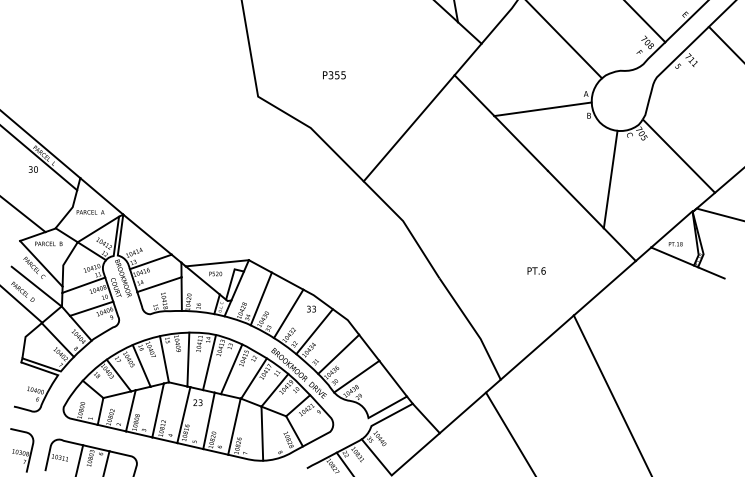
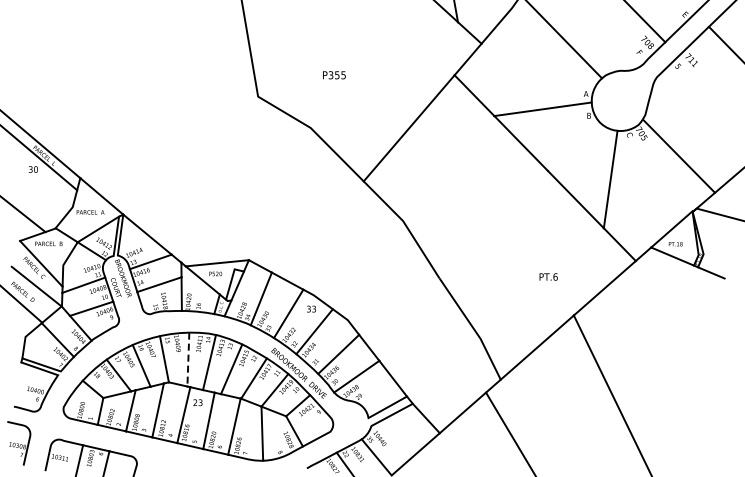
text position: (536, 270) -> (548, 276) (548, 276)
line: solid -> dashed (188, 359)
part position: (22, 450) -> (19, 443) (19, 443)
